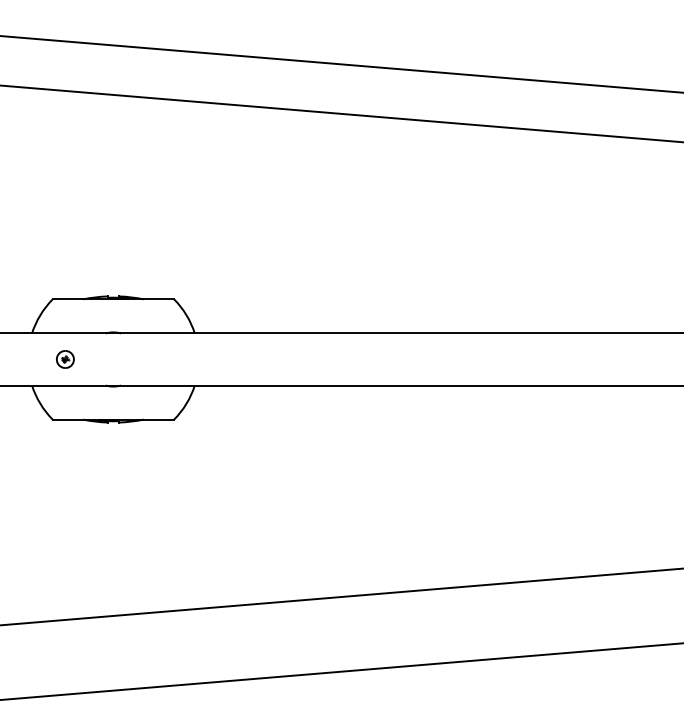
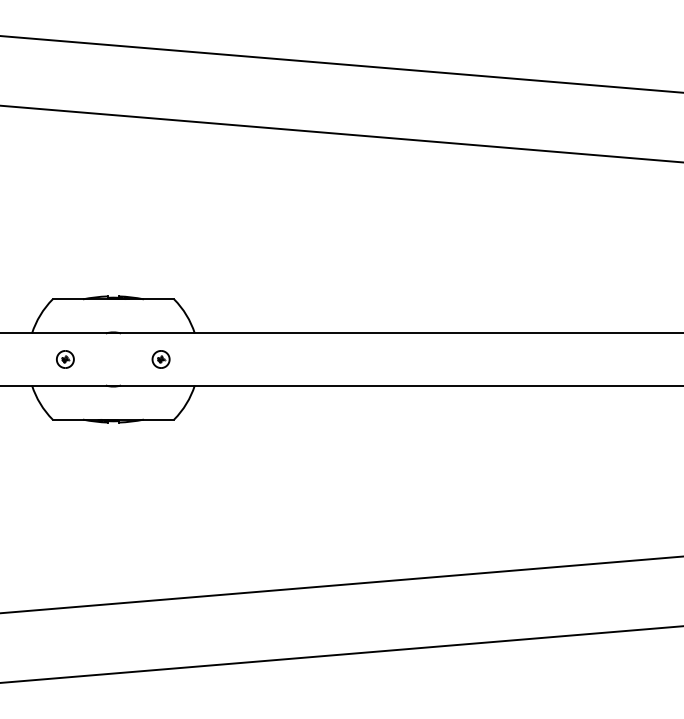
line position: (341, 113) -> (341, 133) (341, 133)
part: none -> present (160, 359)
line position: (341, 596) -> (341, 584) (341, 584)
line position: (341, 671) -> (341, 654) (341, 654)
